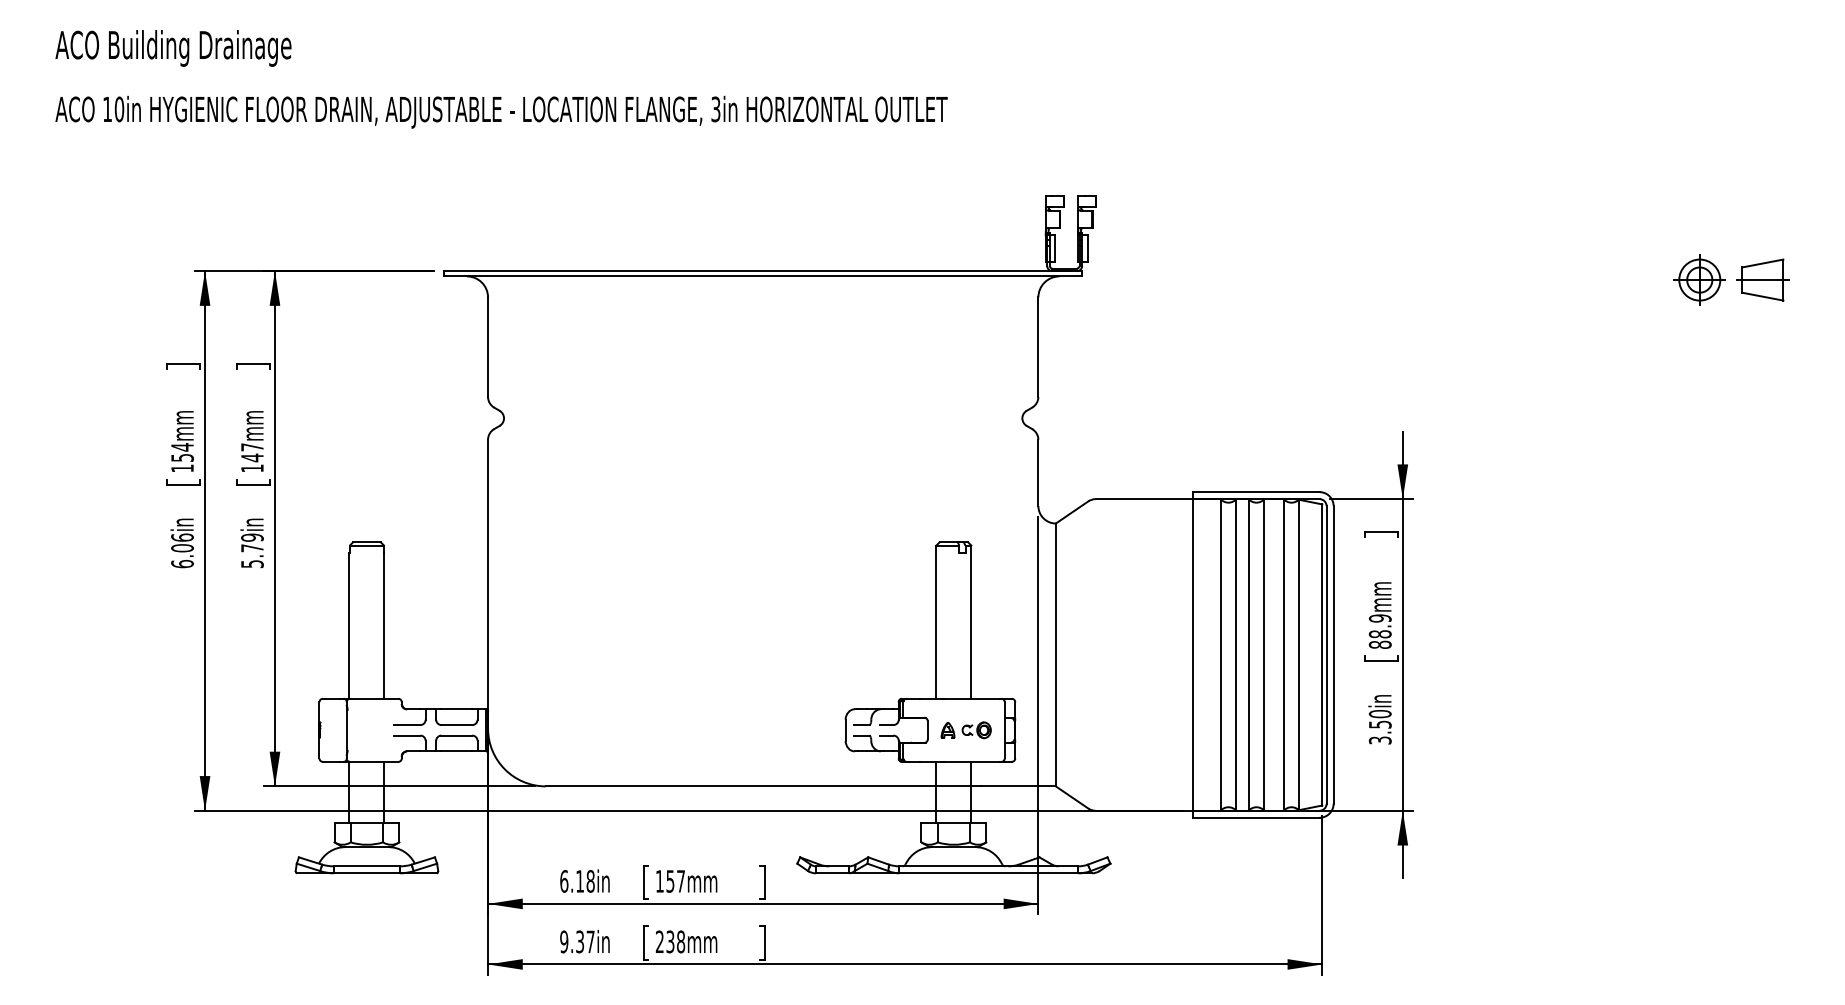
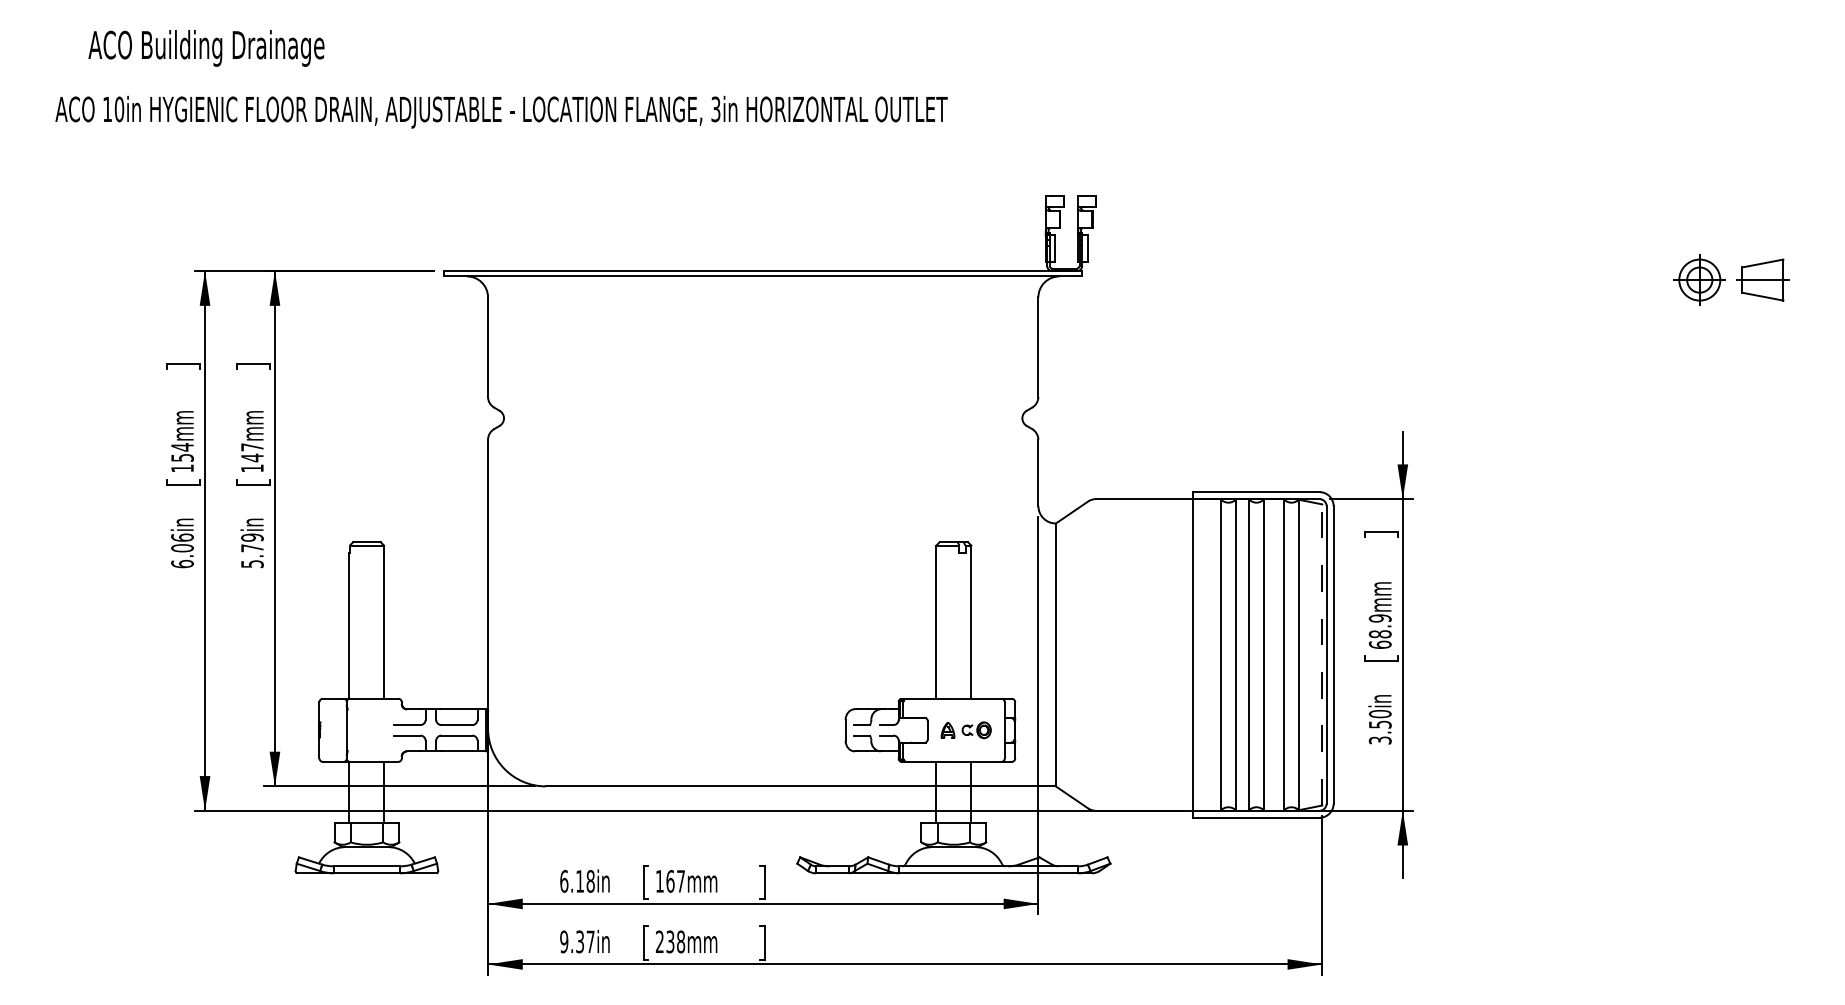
text position: (173, 48) -> (206, 48) (206, 48)
text: 88.9mm -> 68.9mm (1379, 644)
line: solid -> dashed (1322, 654)
text: 157mm -> 167mm (670, 881)
